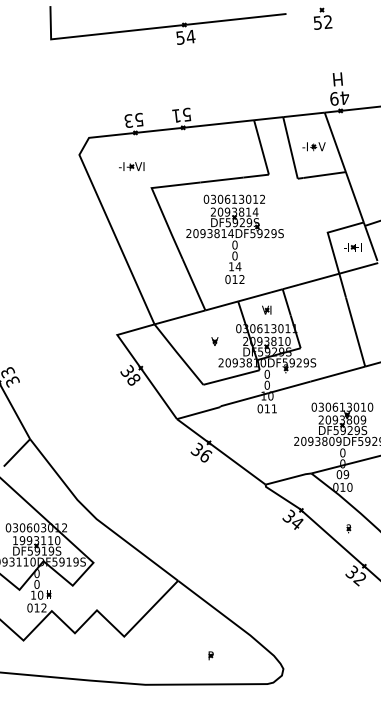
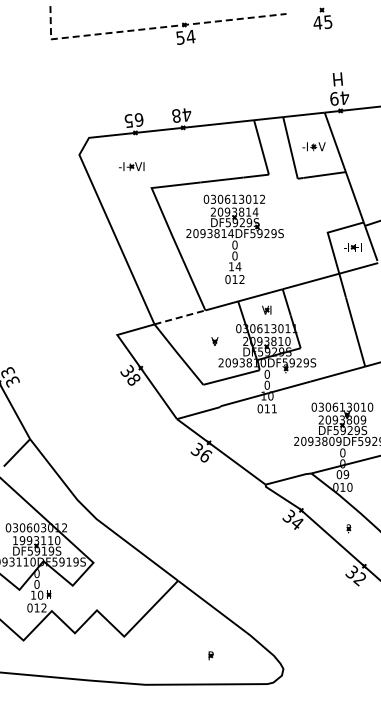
text: 52 -> 45 (322, 22)
line: solid -> dashed (151, 28)
text: 51 -> 48 (181, 114)
text: 53 -> 65 (133, 119)
line: solid -> dashed (180, 317)
